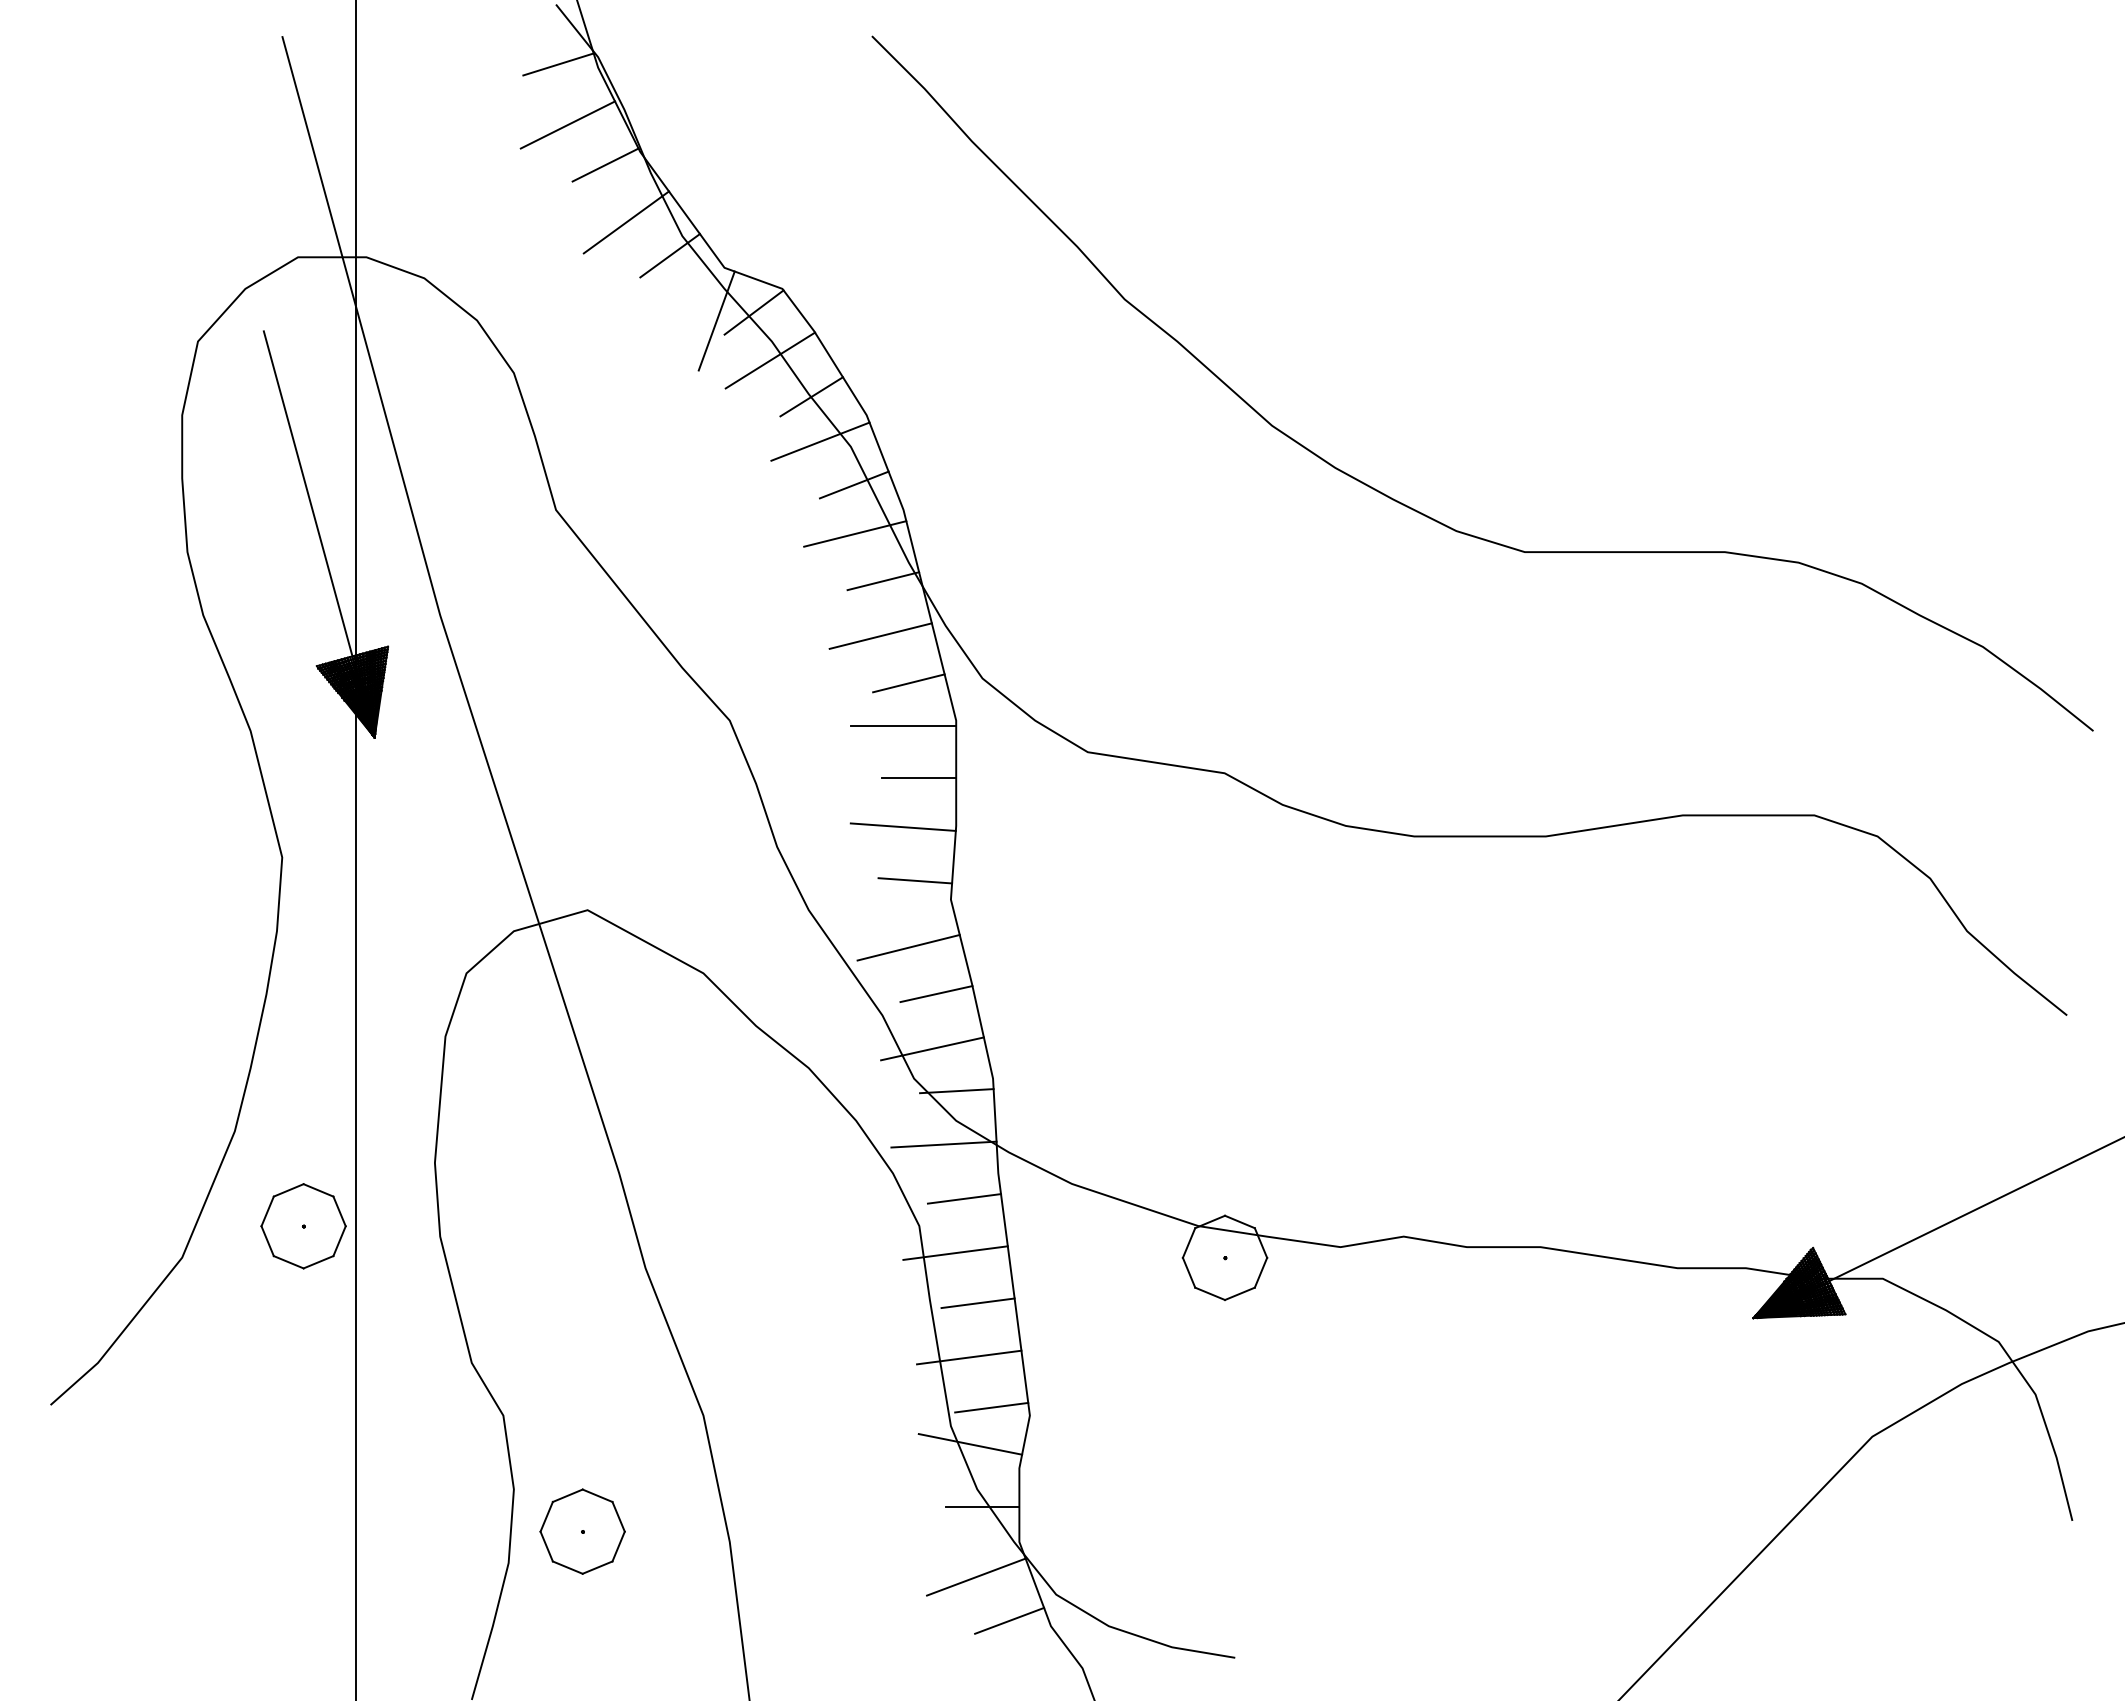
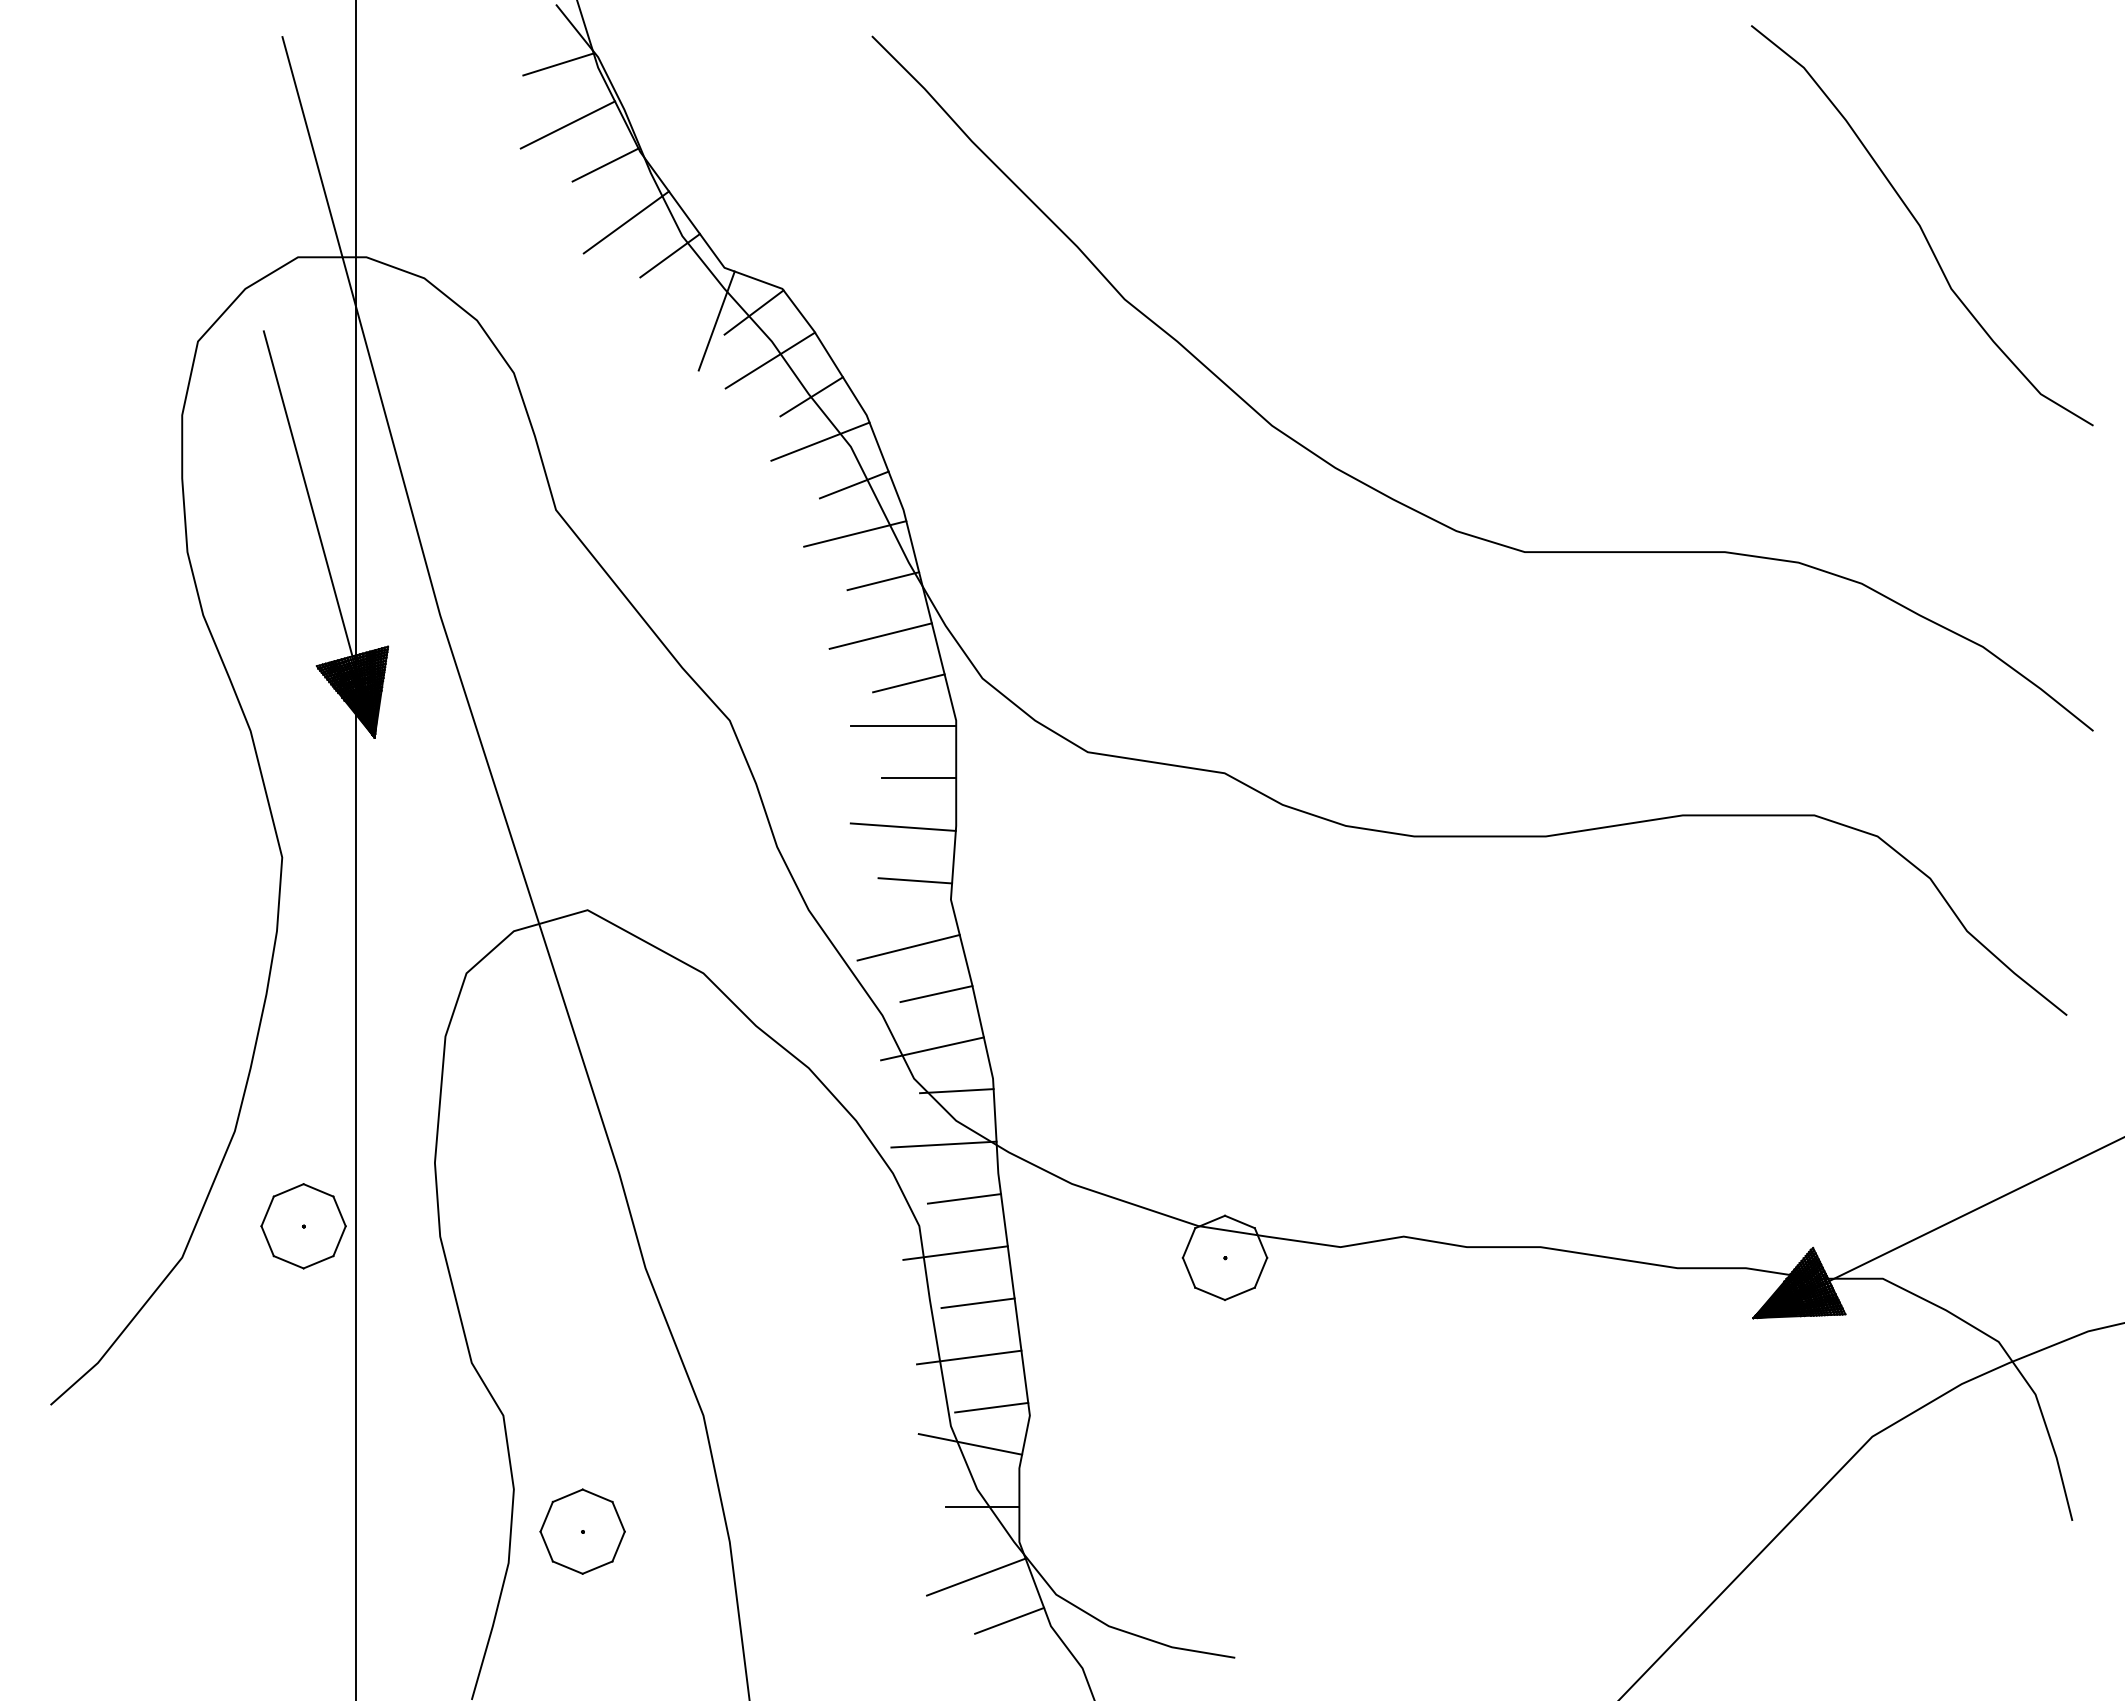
curve: none -> present (1921, 226)
